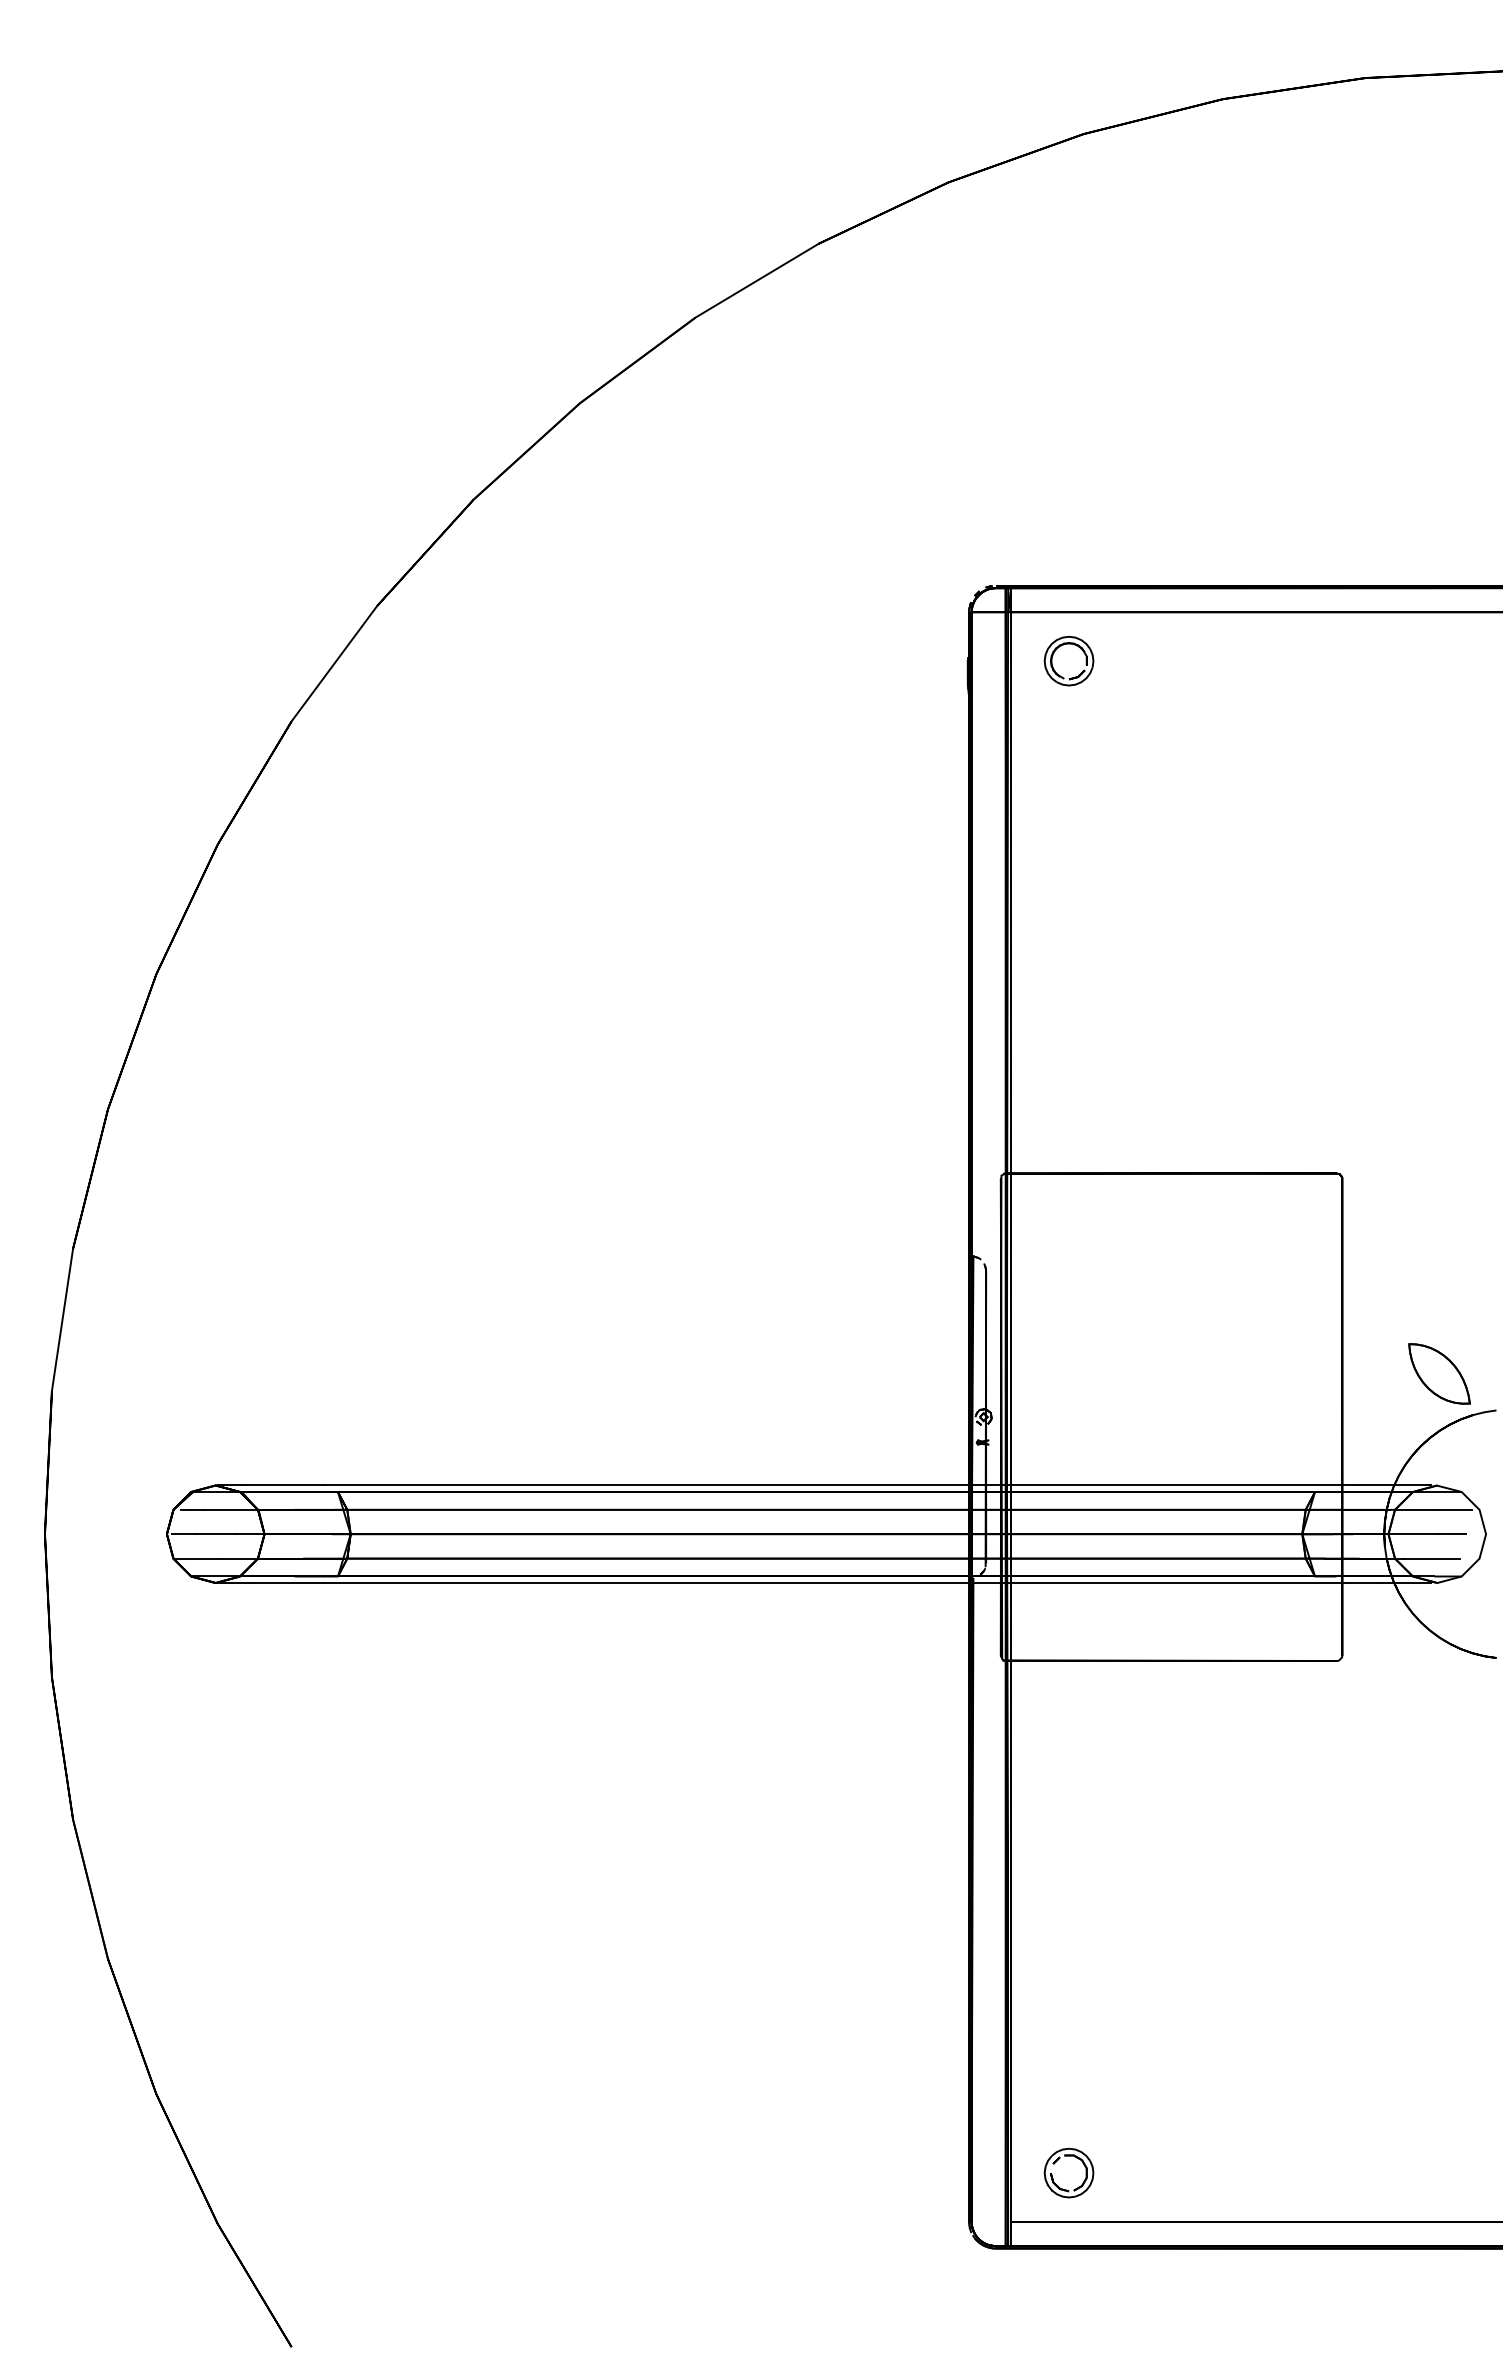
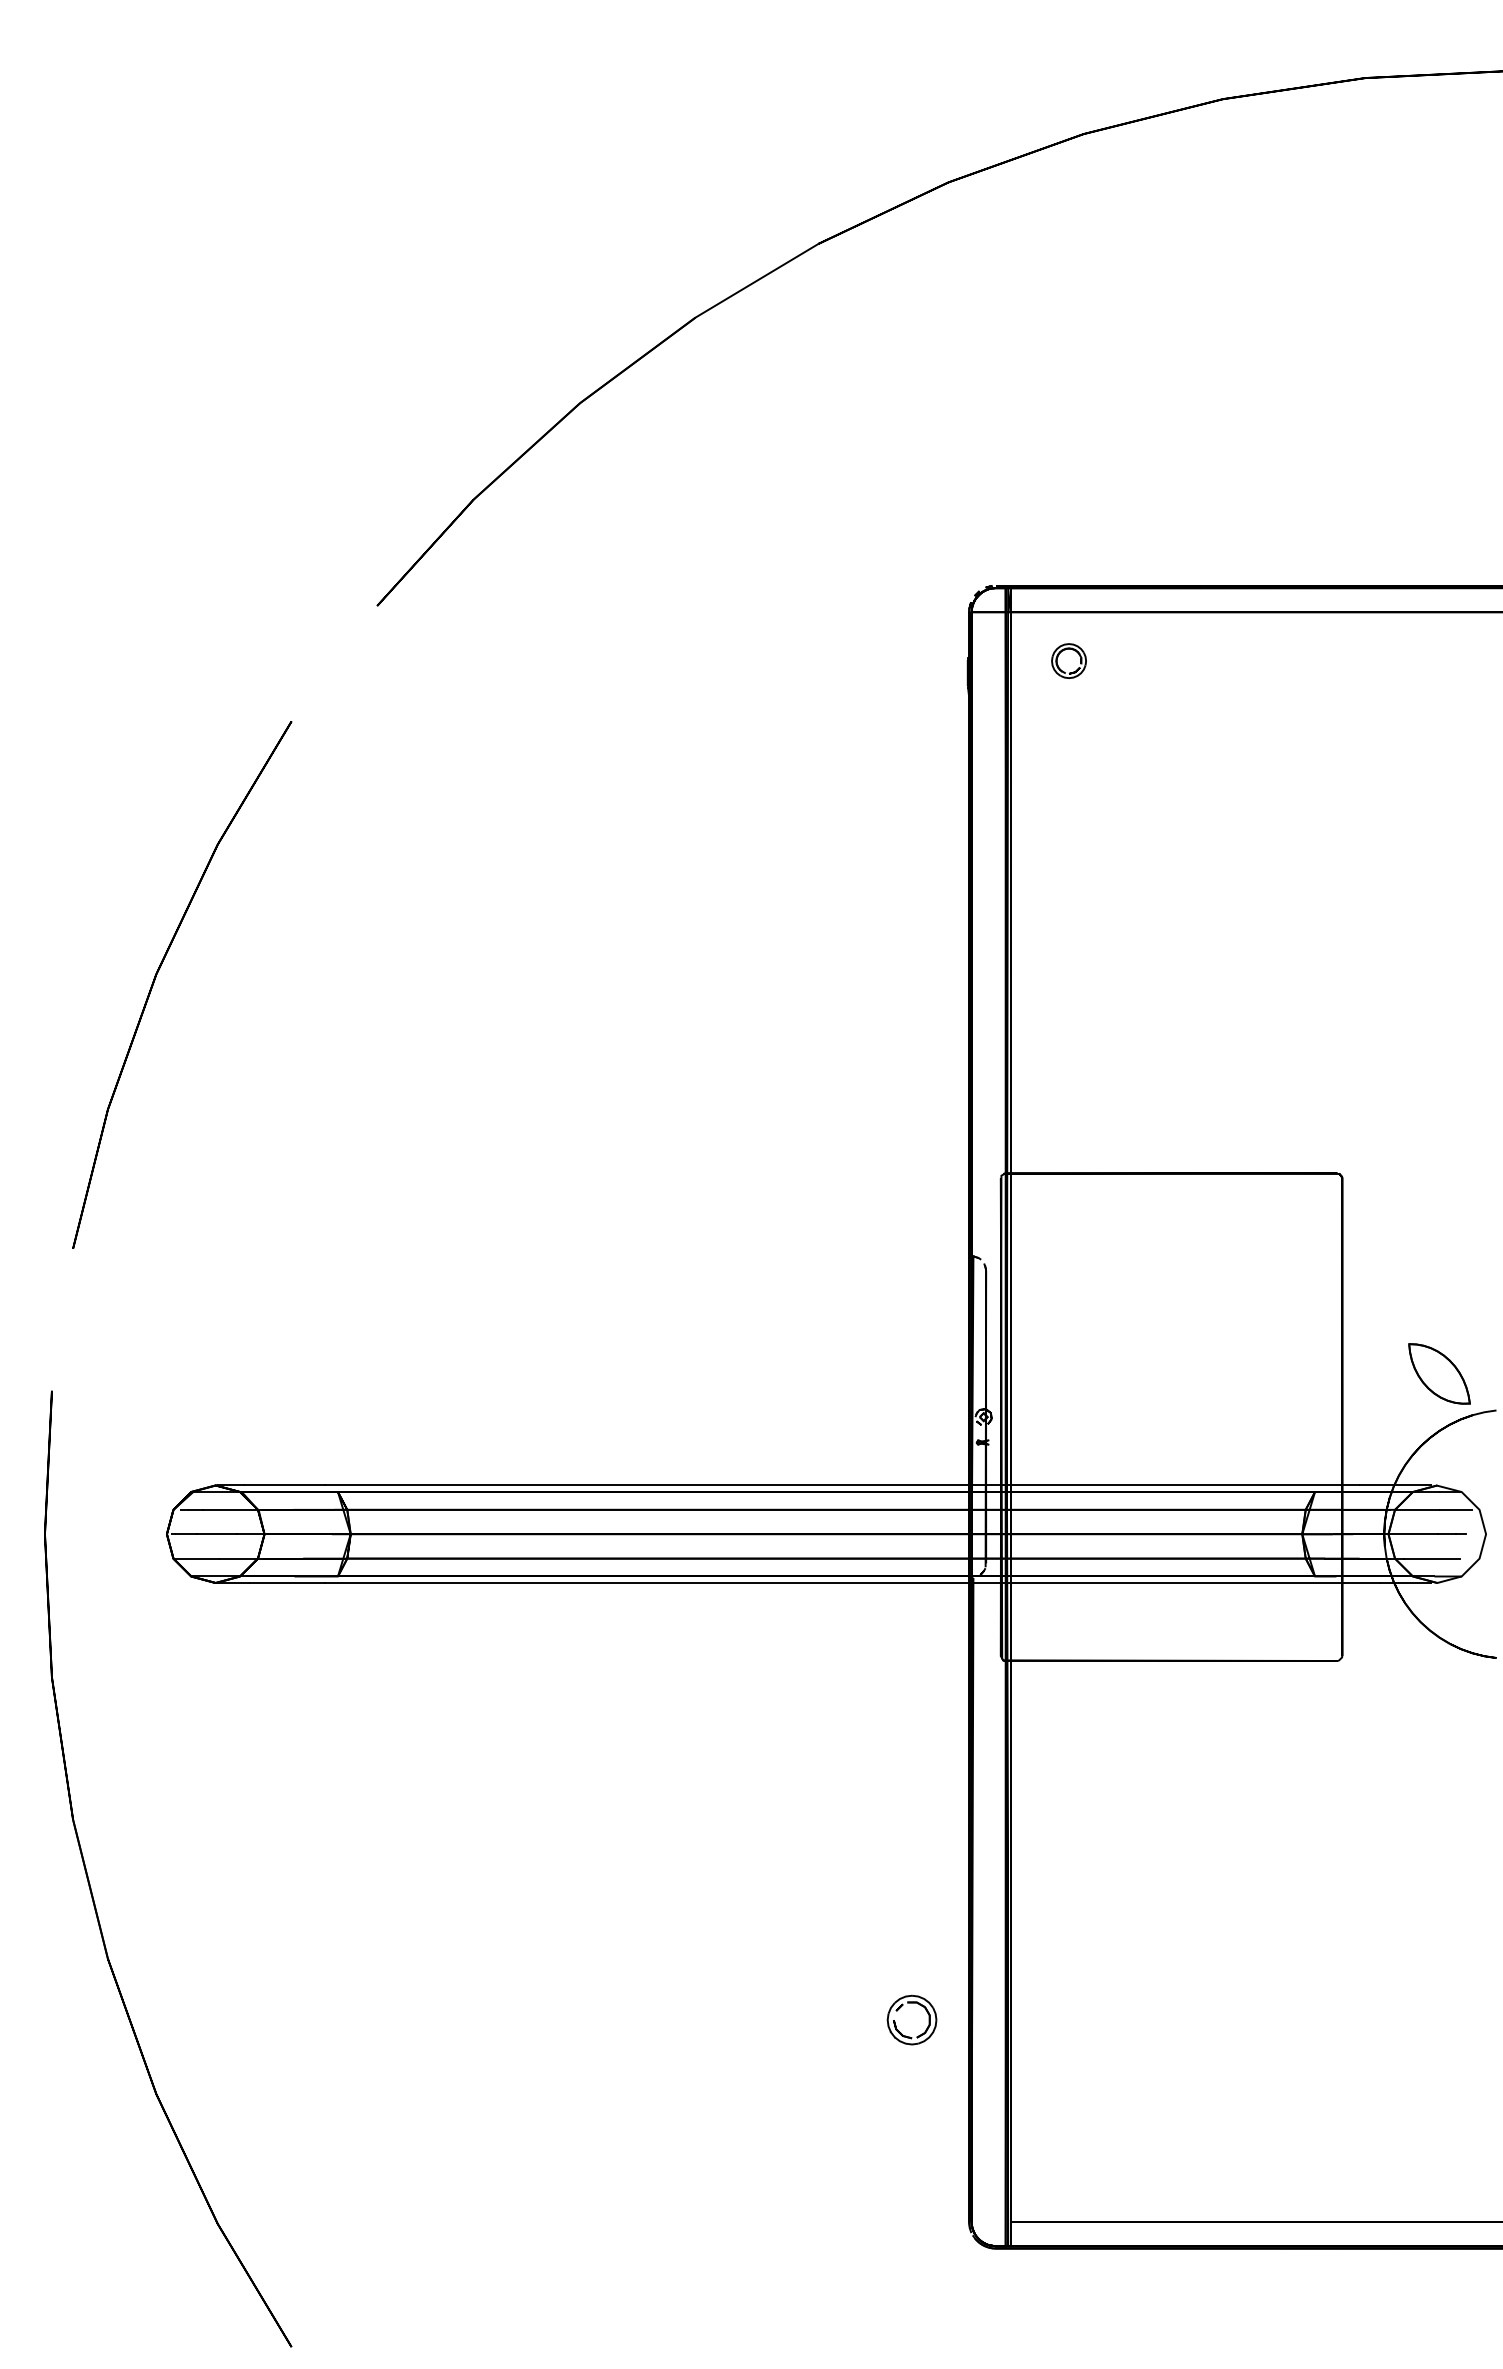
part size: 52x52 px -> 36x36 px (1068, 660)
line: present -> none (334, 663)
line: present -> none (62, 1319)
part position: (1068, 2172) -> (911, 2019) (911, 2019)
